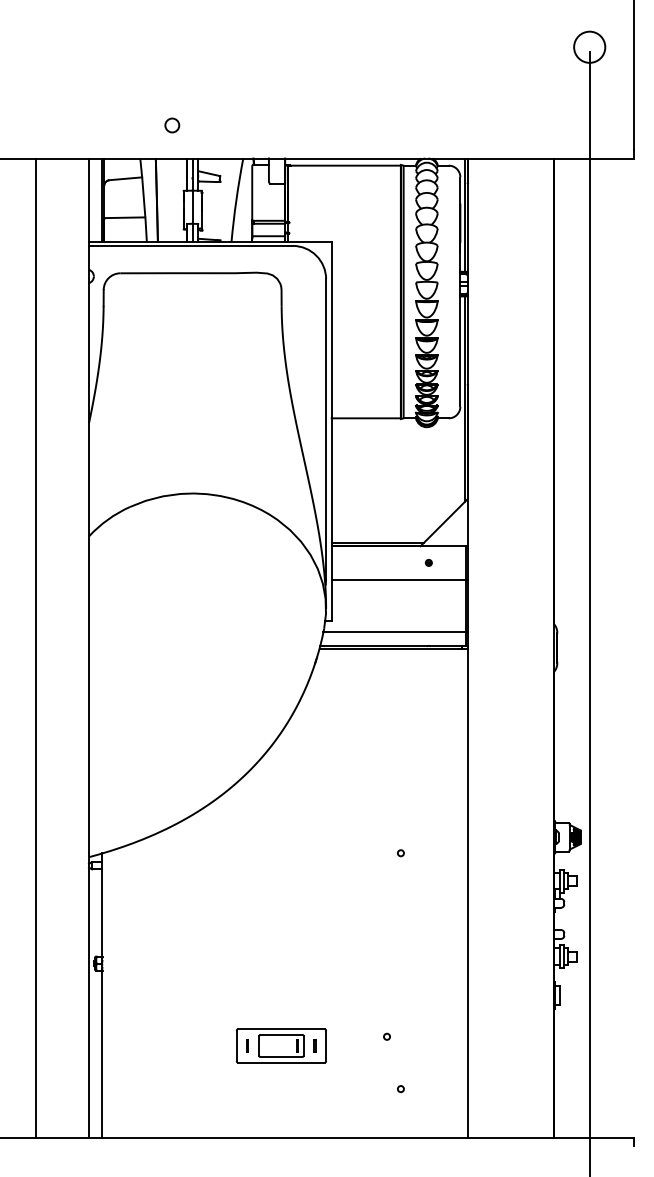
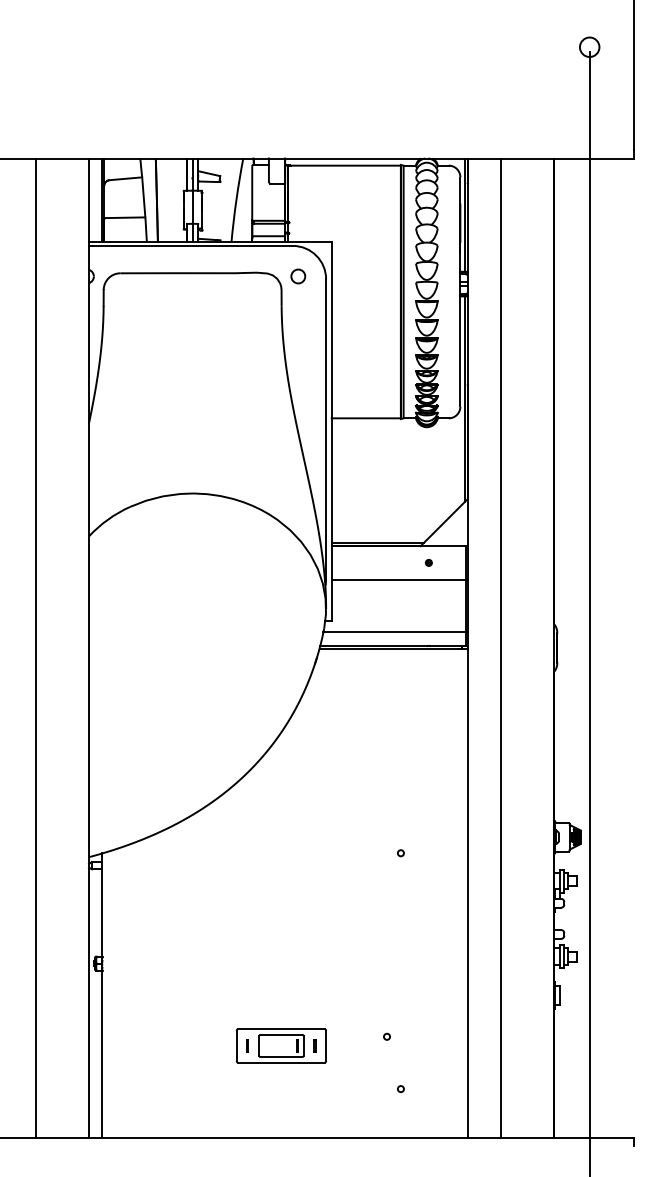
circle diameter: 31 px -> 19 px (589, 47)
circle position: (172, 125) -> (298, 276) (298, 276)
line: none -> present (501, 647)
